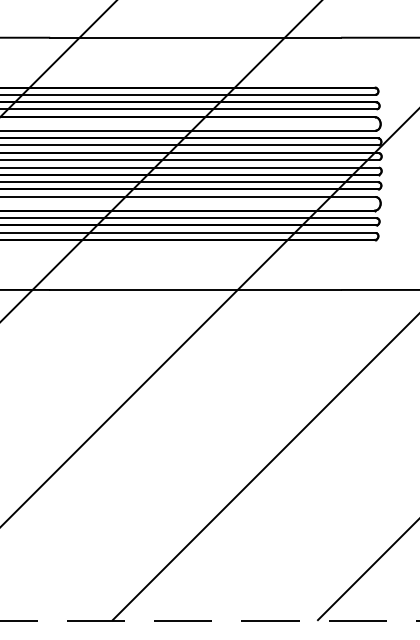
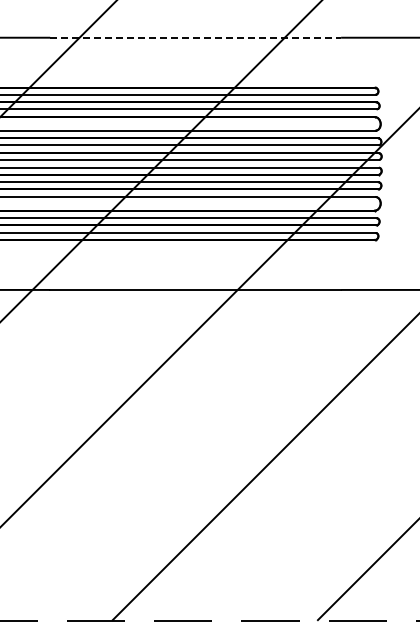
line: solid -> dashed (196, 37)
